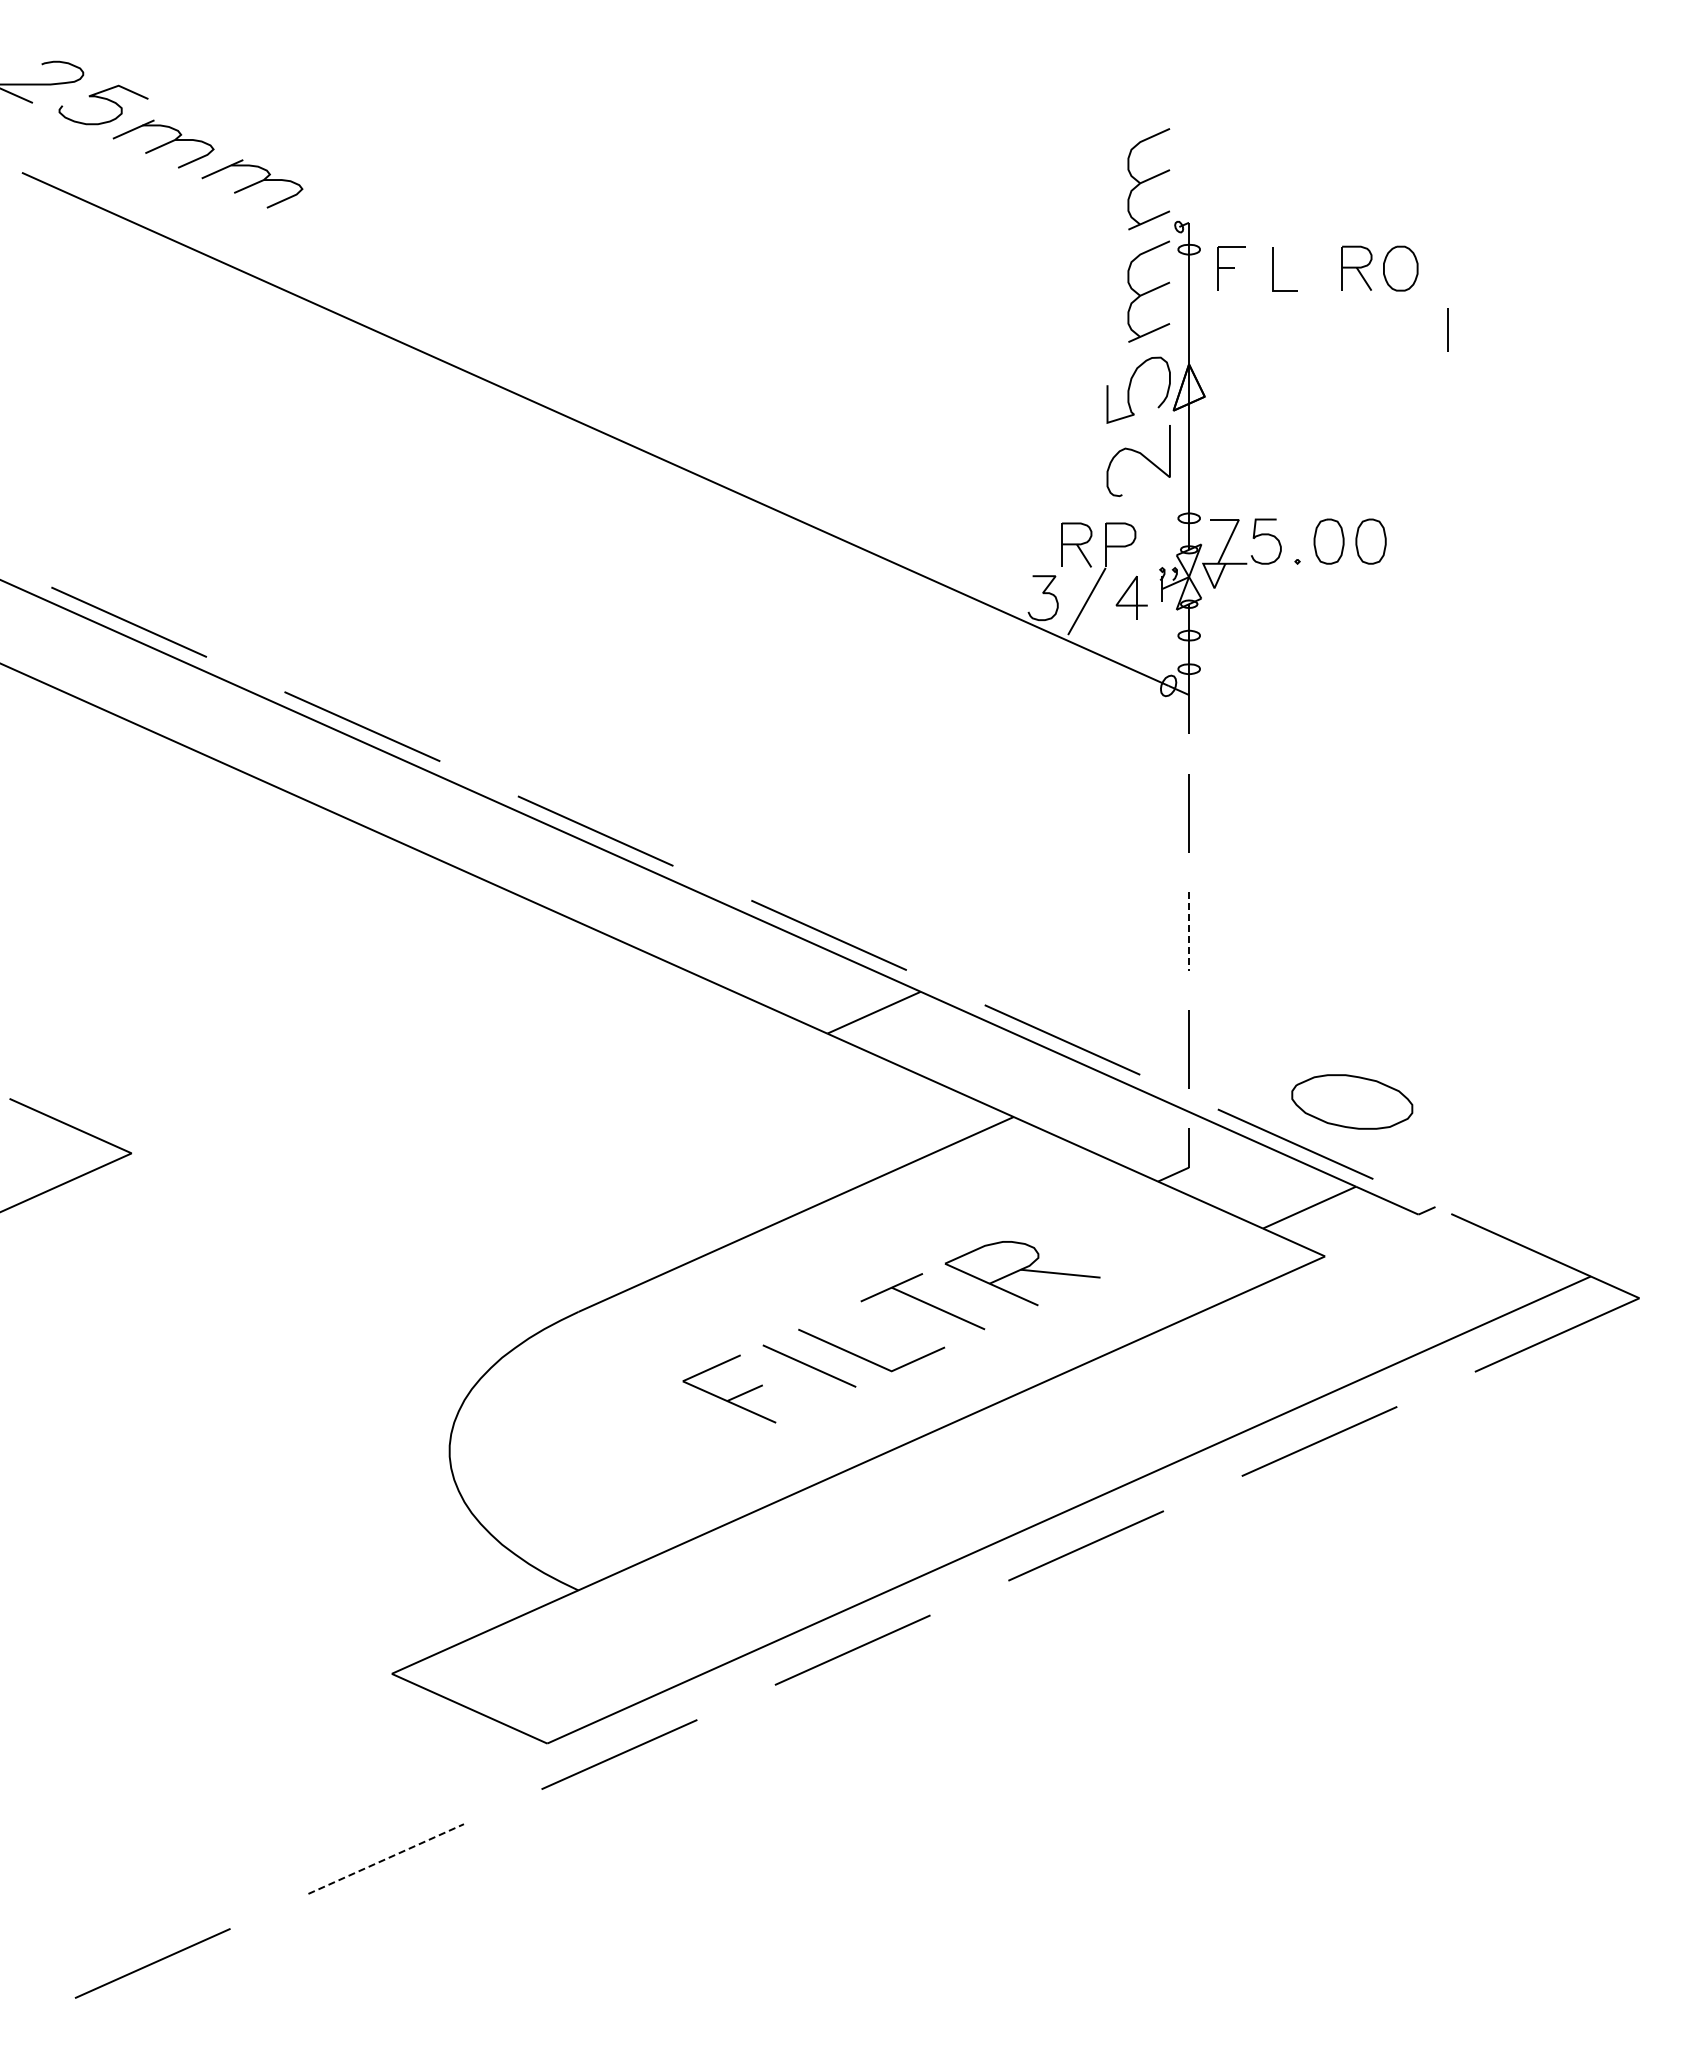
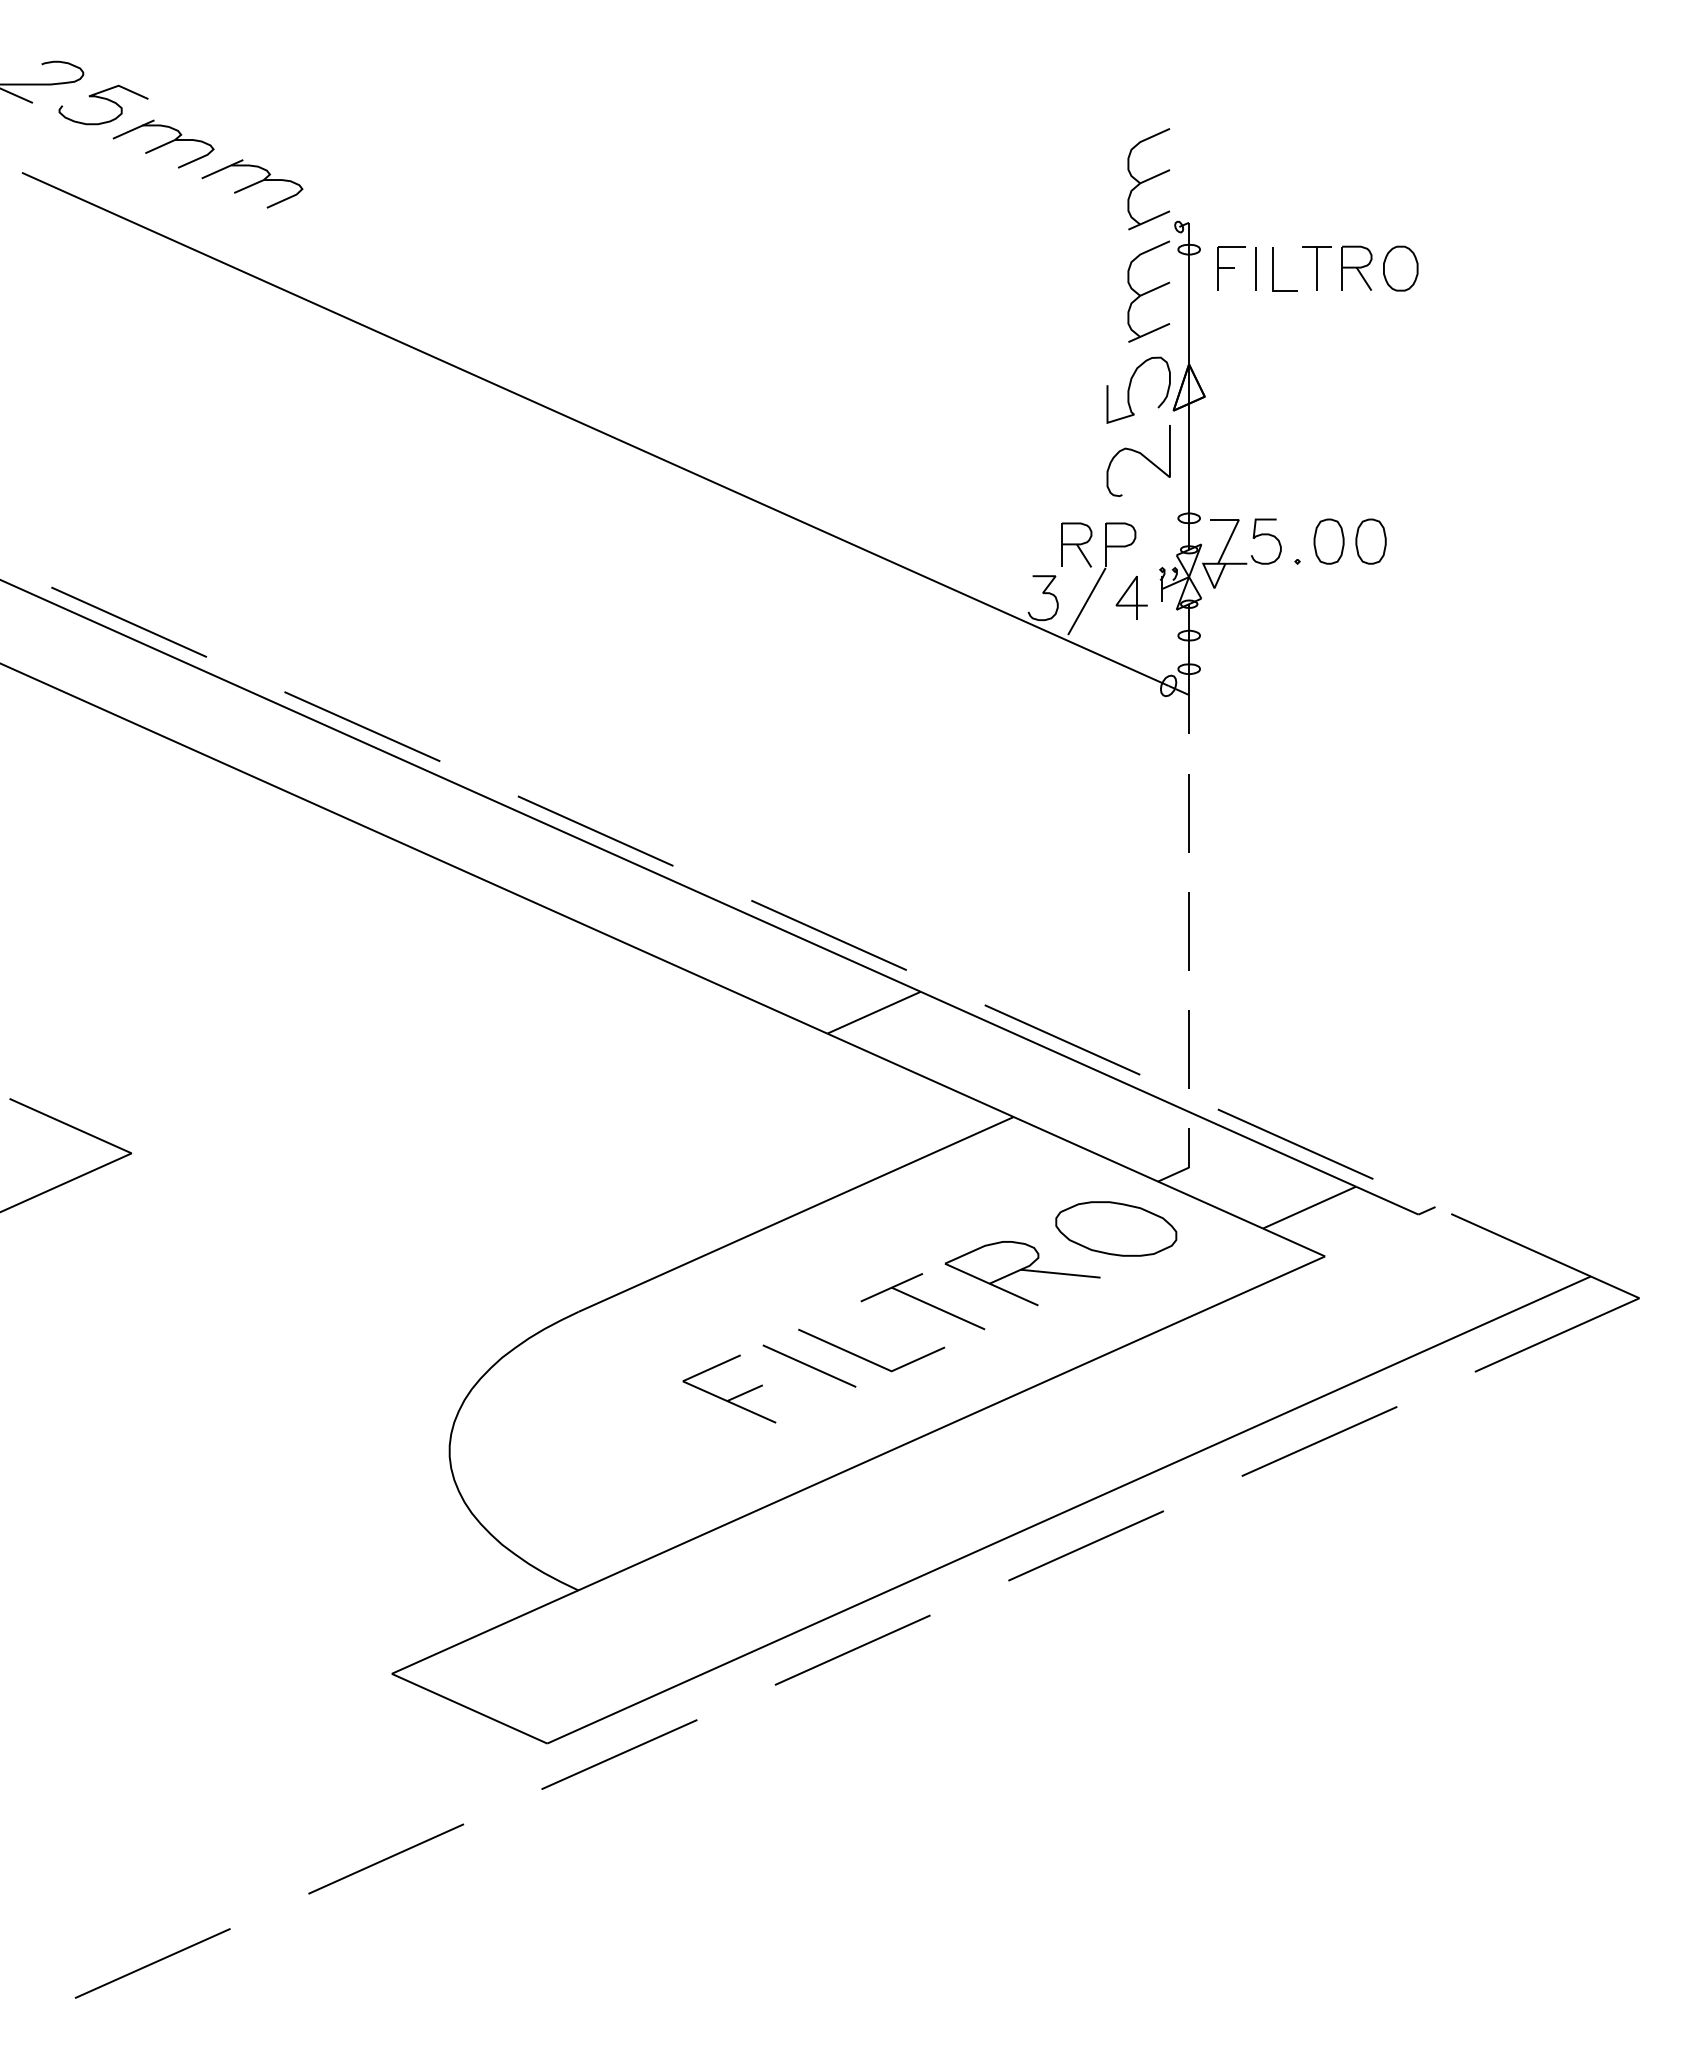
part: none -> present (1316, 268)
line position: (1447, 329) -> (1255, 268) (1255, 268)
line: dashed -> solid (1189, 931)
part position: (1352, 1101) -> (1116, 1228) (1116, 1228)
line: dashed -> solid (386, 1858)
